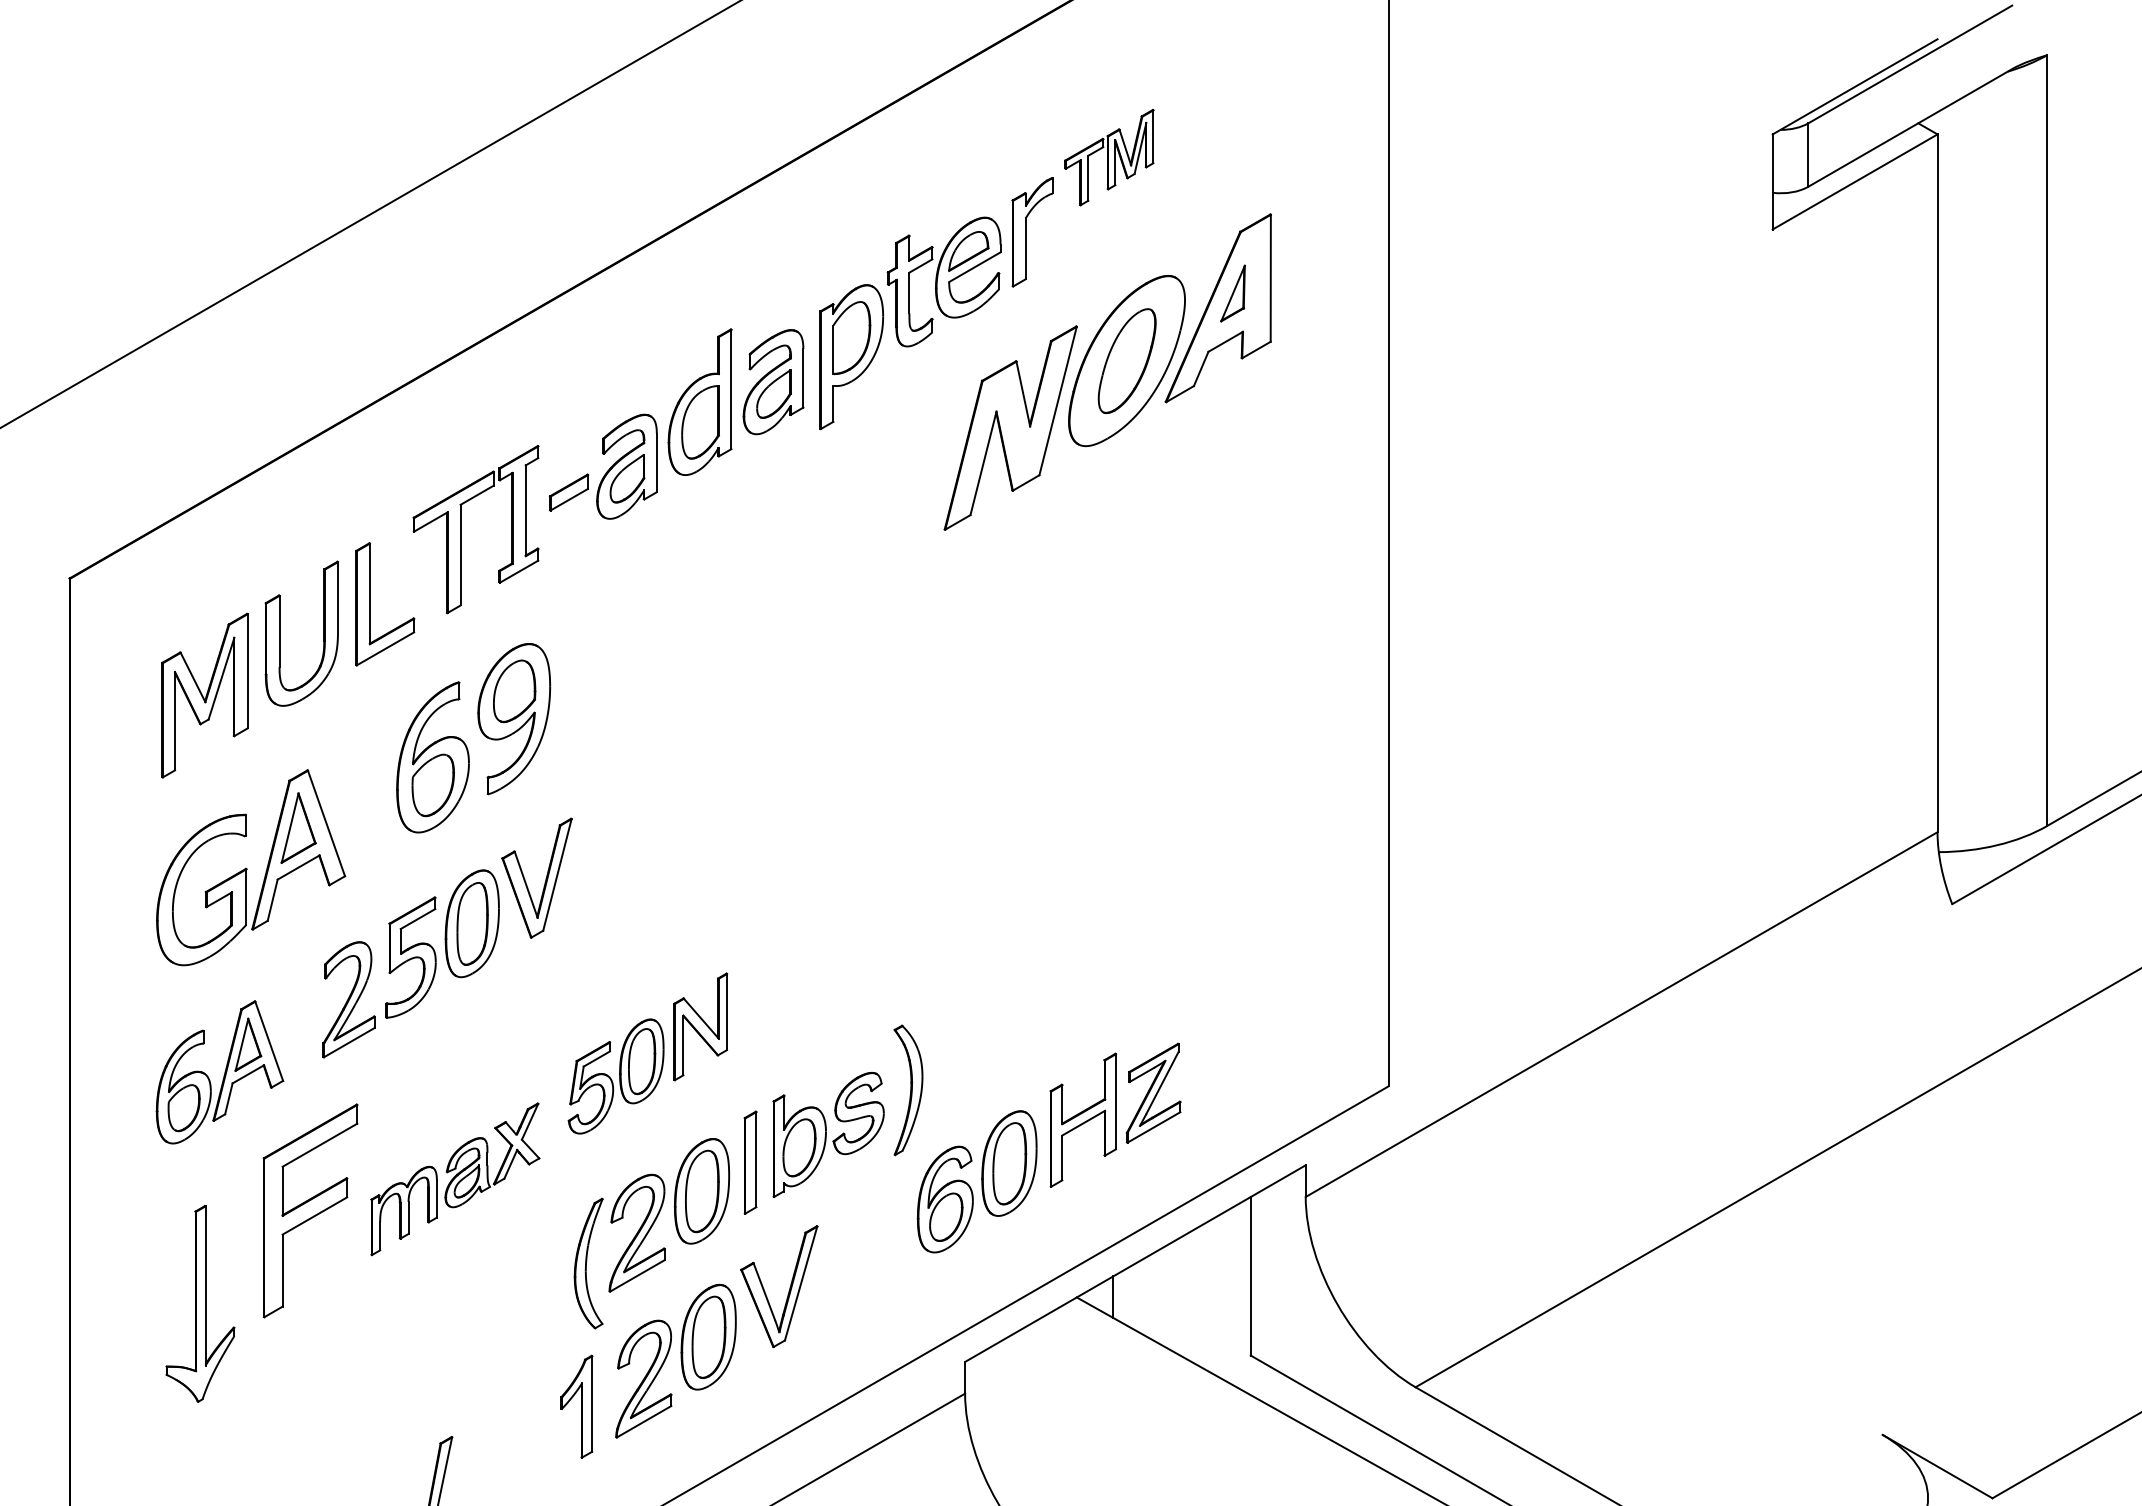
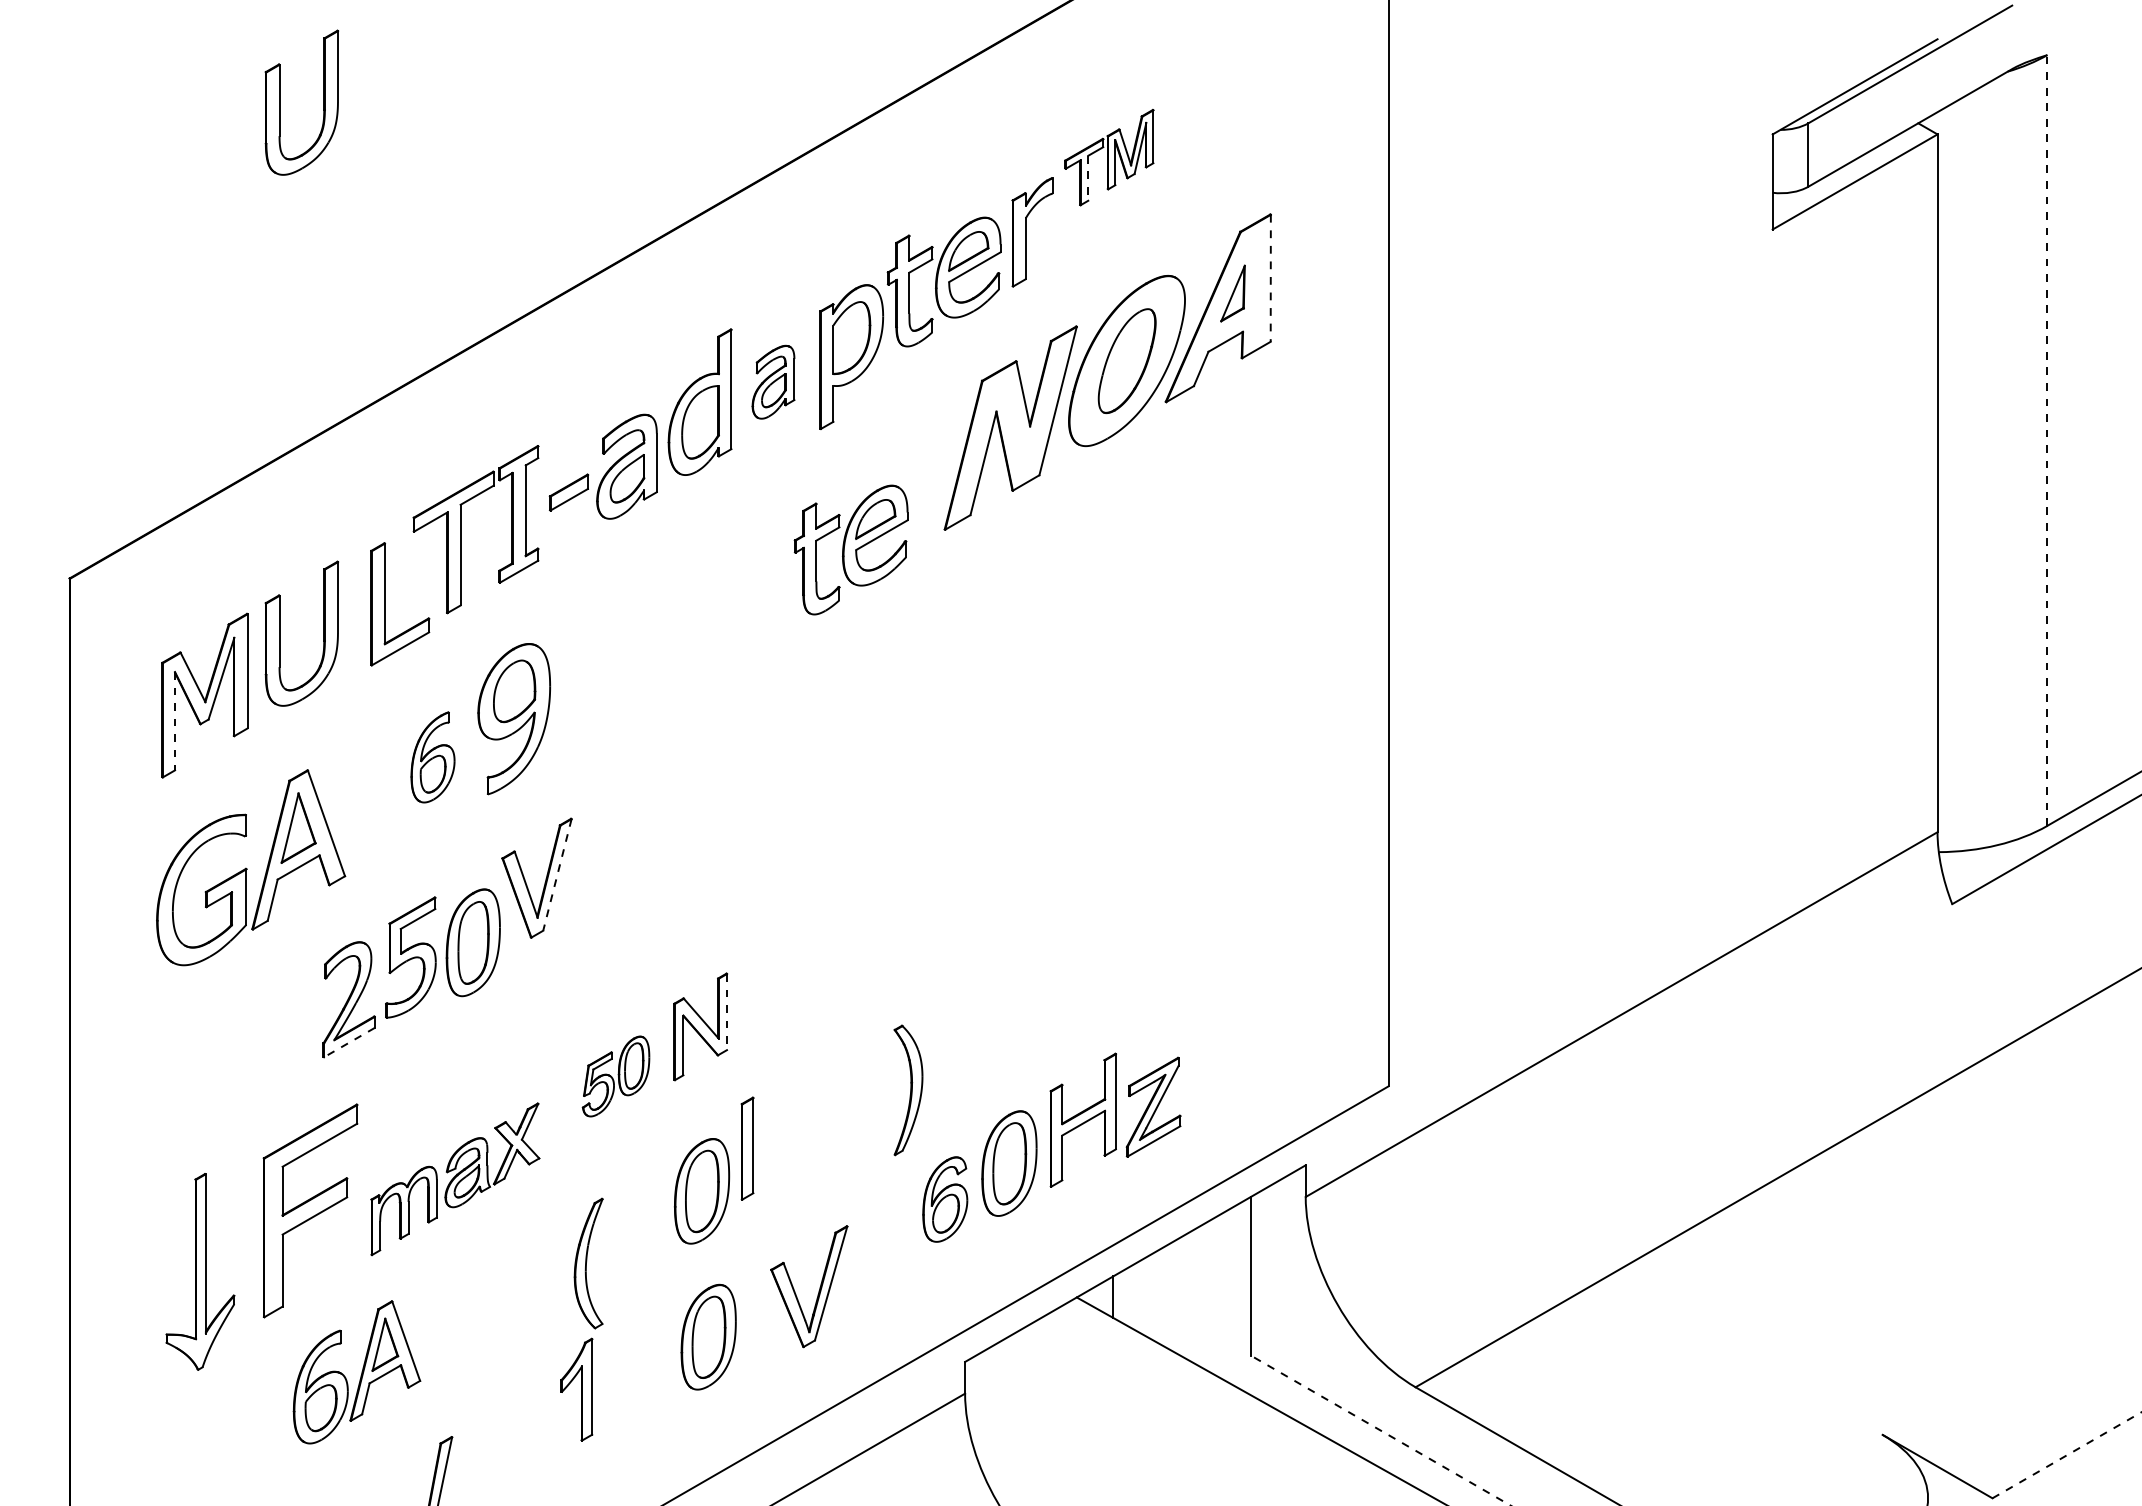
part: none -> present (280, 102)
line: solid -> dashed (1088, 178)
line: present -> none (370, 214)
line: solid -> dashed (1270, 278)
part size: 63x107 px -> 45x76 px (773, 381)
line: solid -> dashed (2047, 439)
part: none -> present (850, 549)
part position: (370, 604) -> (385, 604) (385, 604)
line: solid -> dashed (175, 721)
part size: 74x153 px -> 46x93 px (432, 757)
line: solid -> dashed (557, 874)
part position: (471, 923) -> (472, 942) (472, 942)
line: solid -> dashed (726, 1012)
line: solid -> dashed (348, 1042)
part position: (219, 1072) -> (356, 1372) (356, 1372)
part size: 98x117 px -> 70x83 px (615, 1076)
part position: (1153, 1092) -> (1153, 1106) (1153, 1106)
part: present -> none (828, 1134)
part position: (750, 1162) -> (747, 1148) (747, 1148)
part size: 58x109 px -> 47x87 px (945, 1199)
part: present -> none (636, 1232)
part position: (788, 1290) -> (818, 1290) (818, 1290)
part position: (200, 1303) -> (200, 1271) (200, 1271)
part: present -> none (643, 1378)
part position: (576, 1406) -> (576, 1389) (576, 1389)
line: solid -> dashed (1380, 1430)
line: solid -> dashed (2066, 1455)
